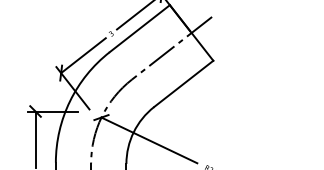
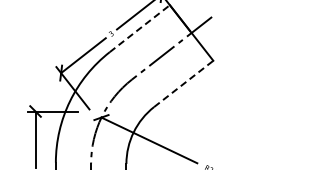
line: solid -> dashed (140, 28)
line: solid -> dashed (183, 83)
